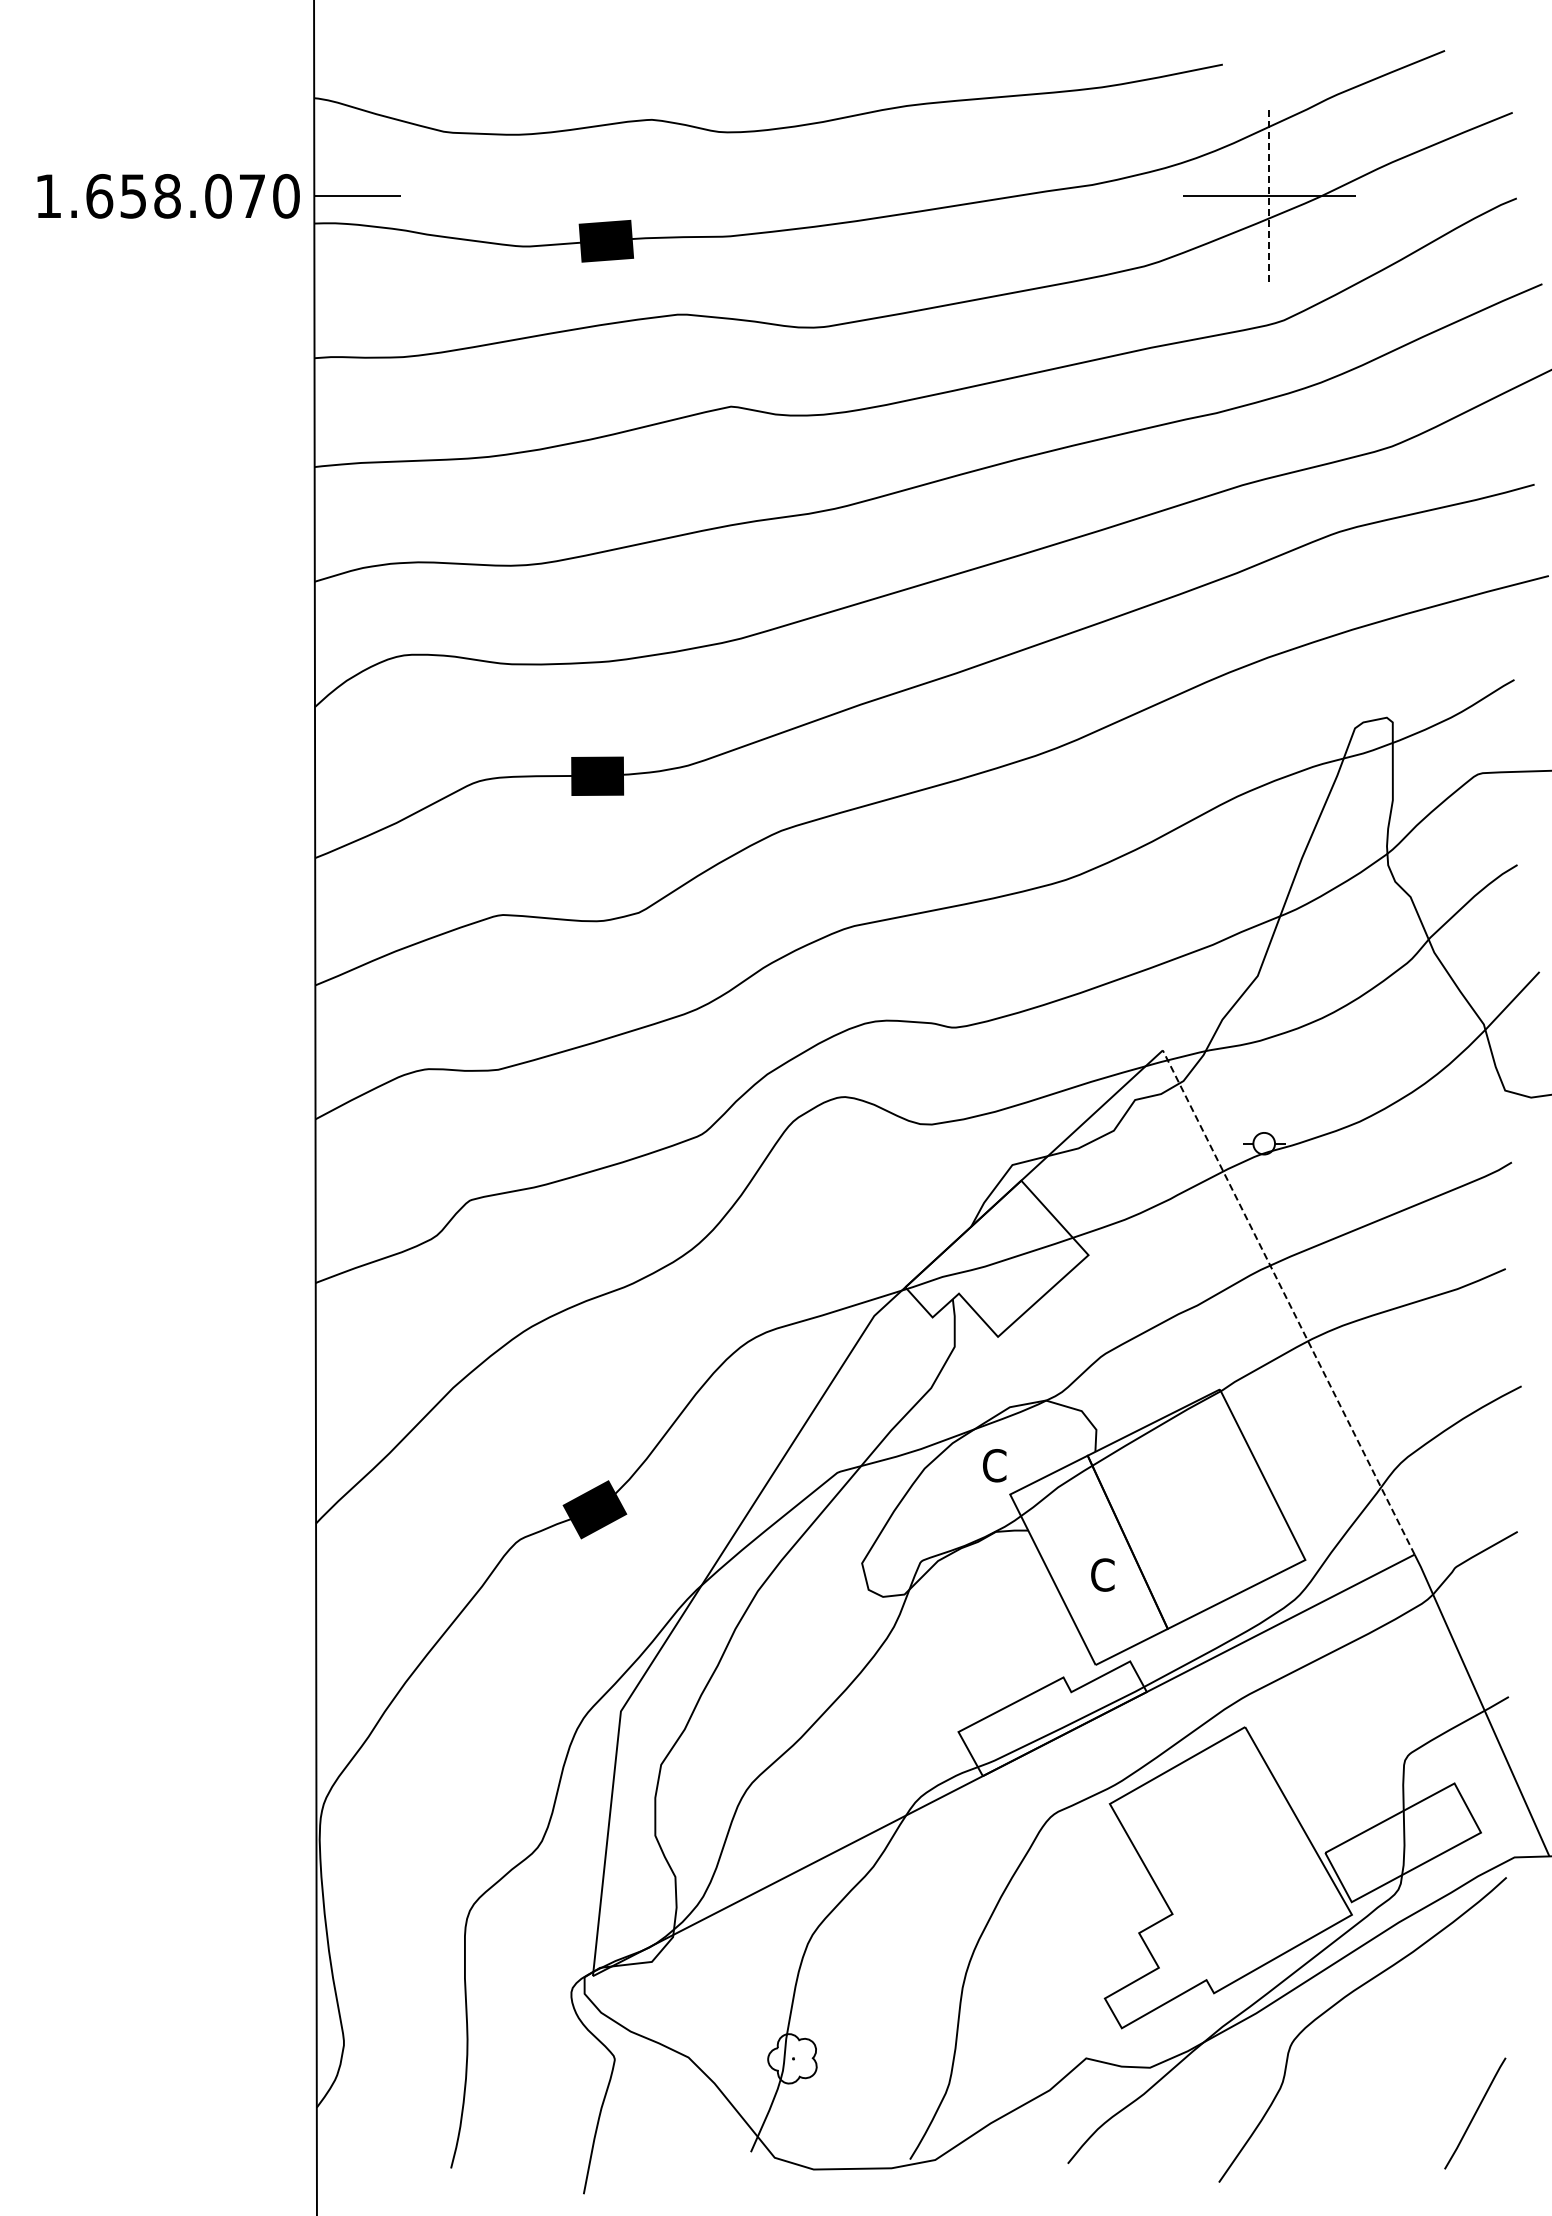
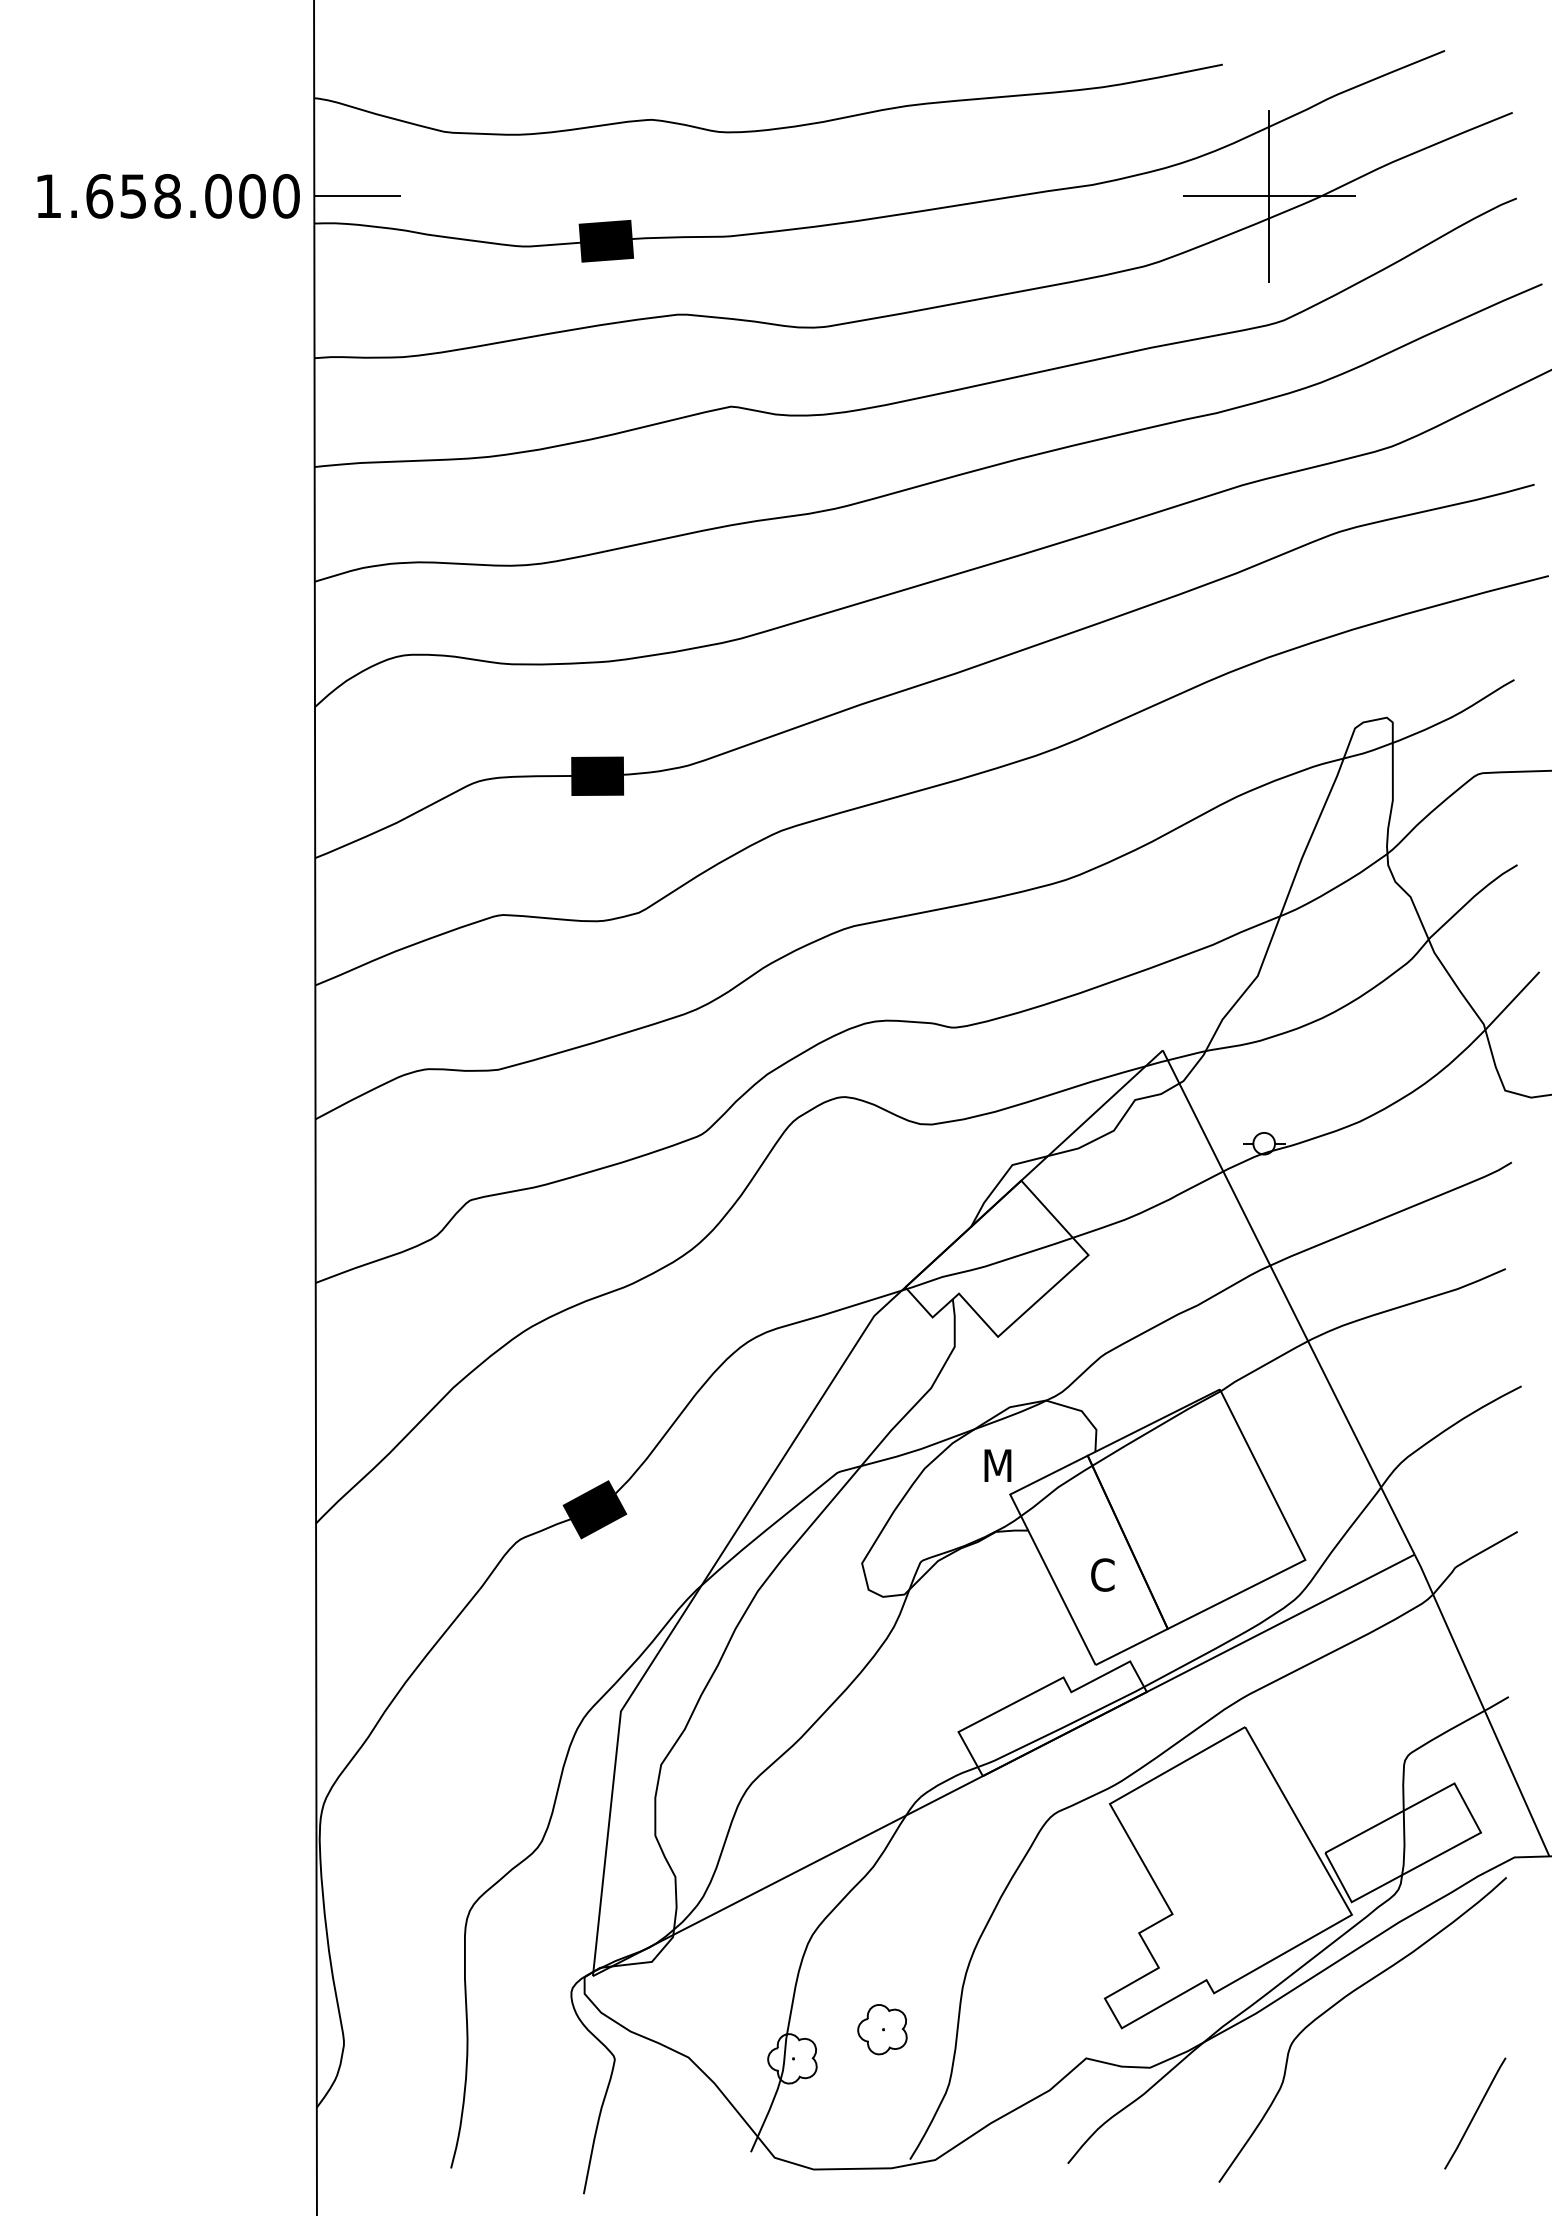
text: 1.658.070 -> 1.658.000 (252, 196)
line: dashed -> solid (1269, 196)
line: dashed -> solid (1288, 1302)
text: C -> M (997, 1465)
part: none -> present (882, 2029)
